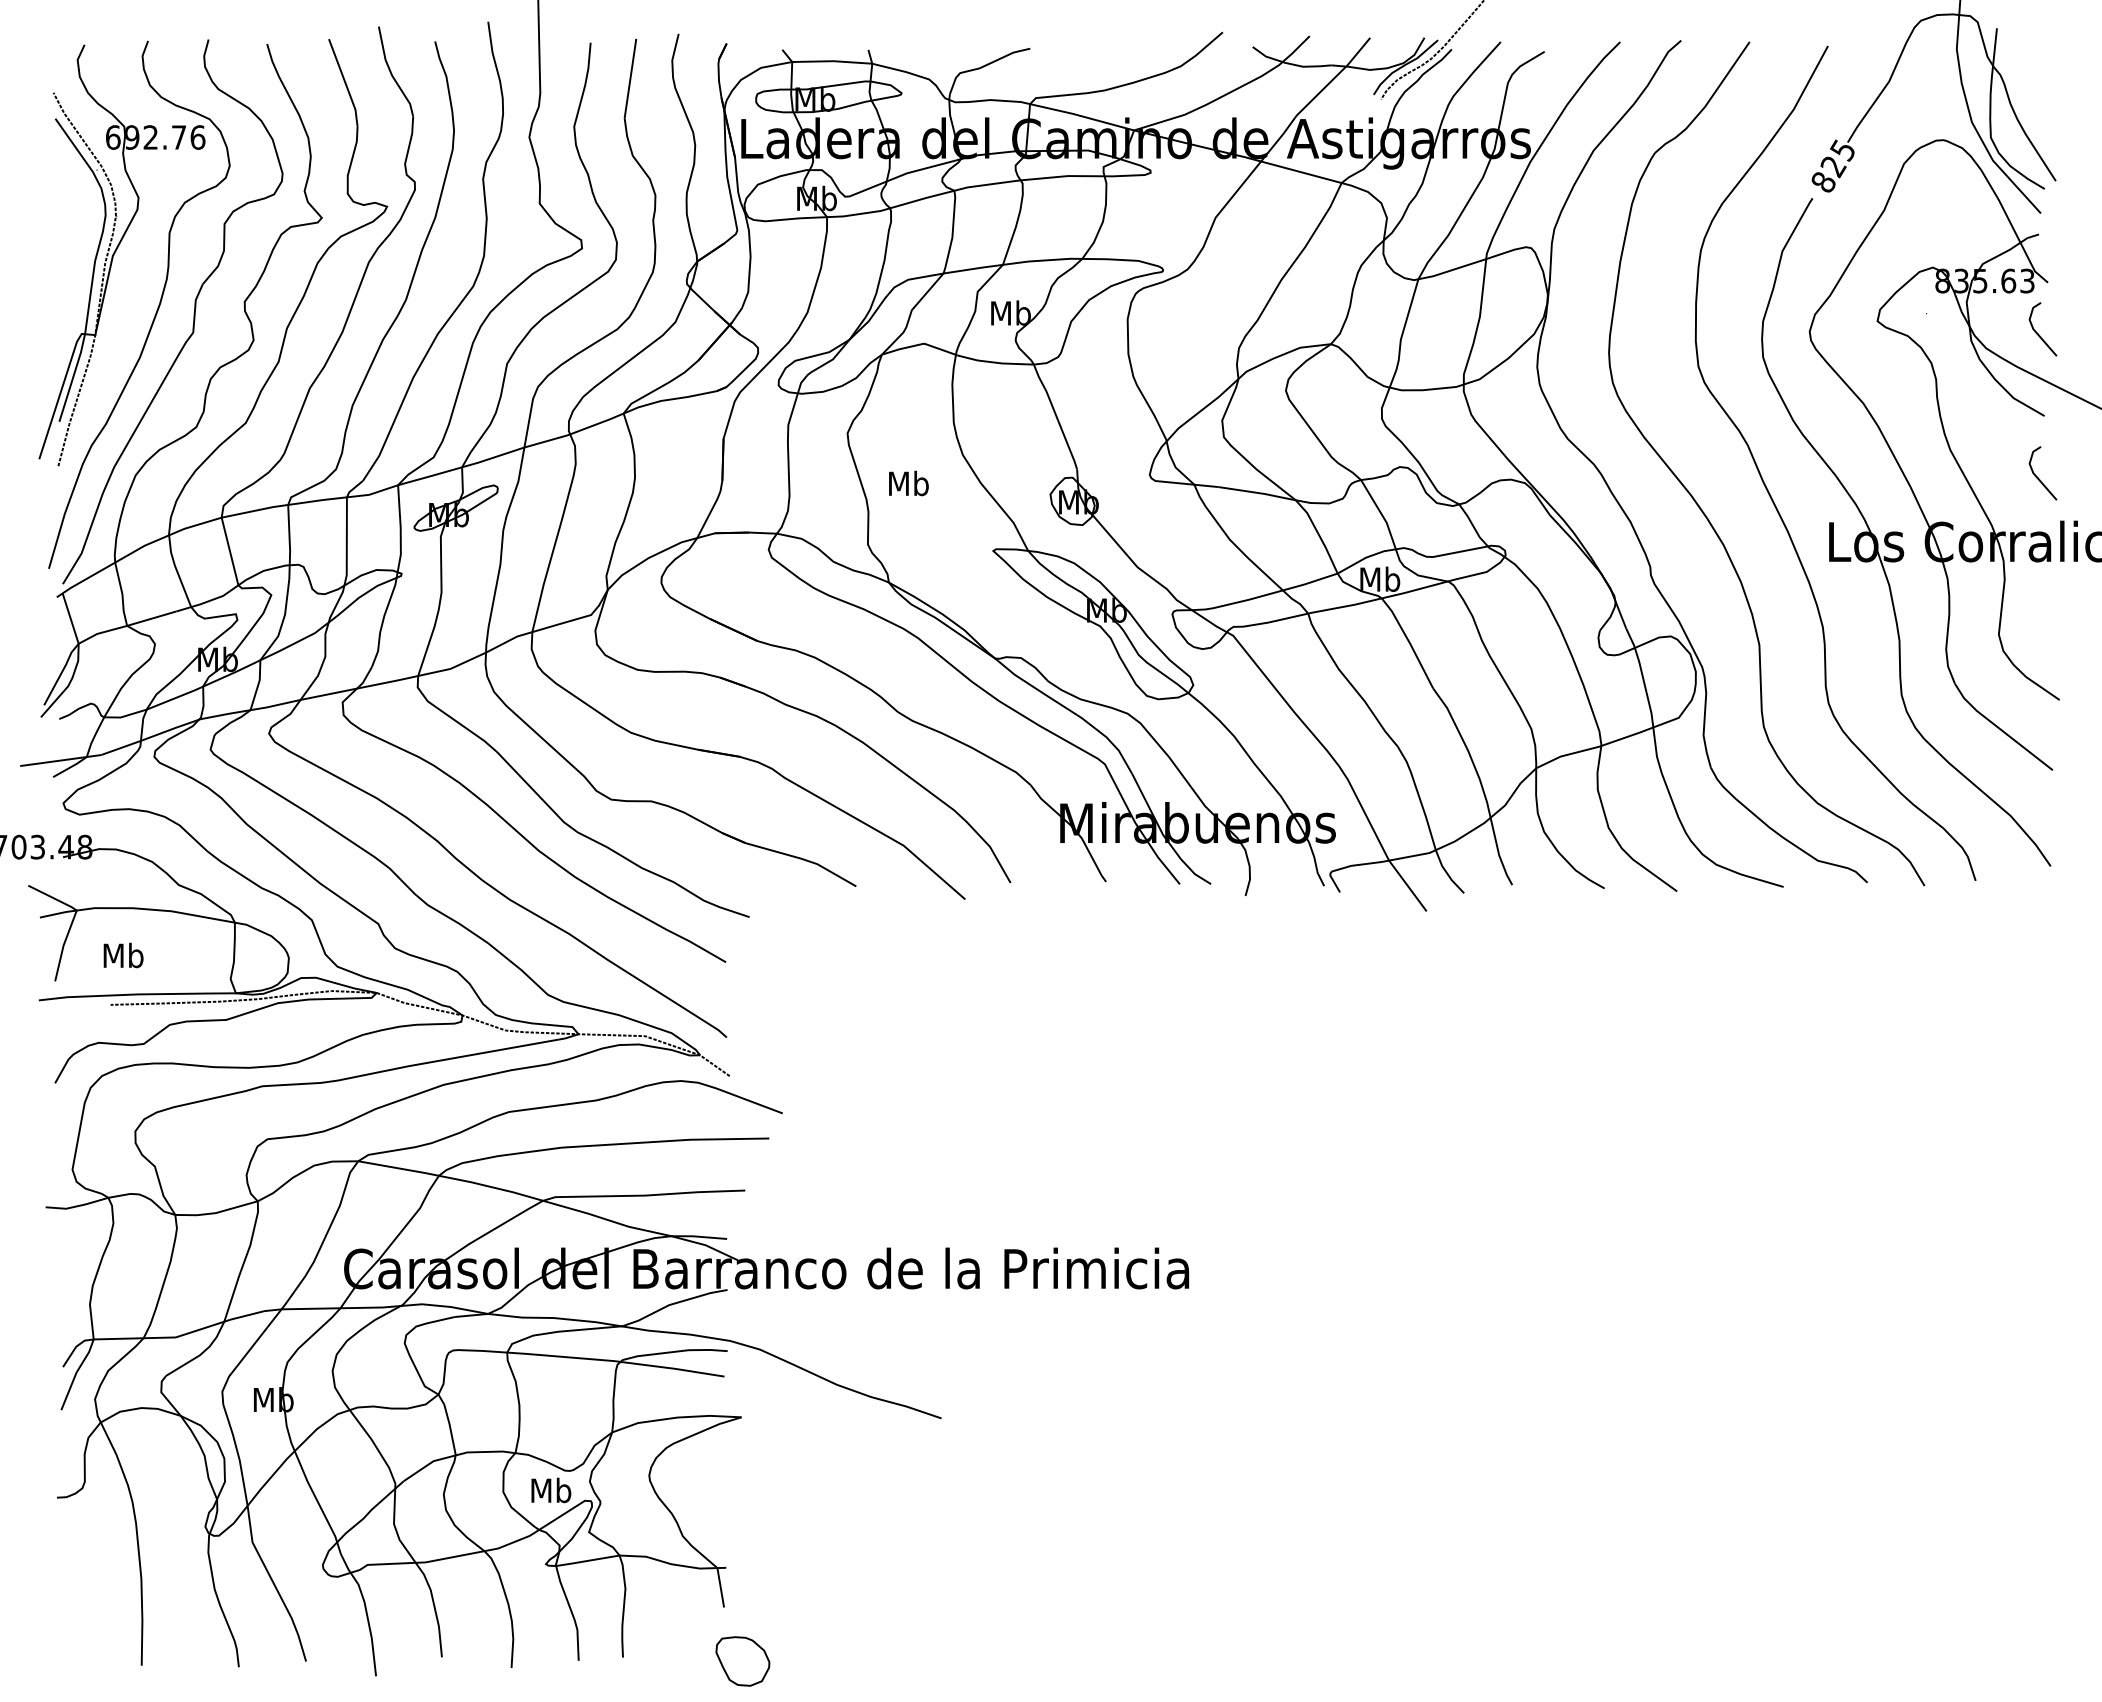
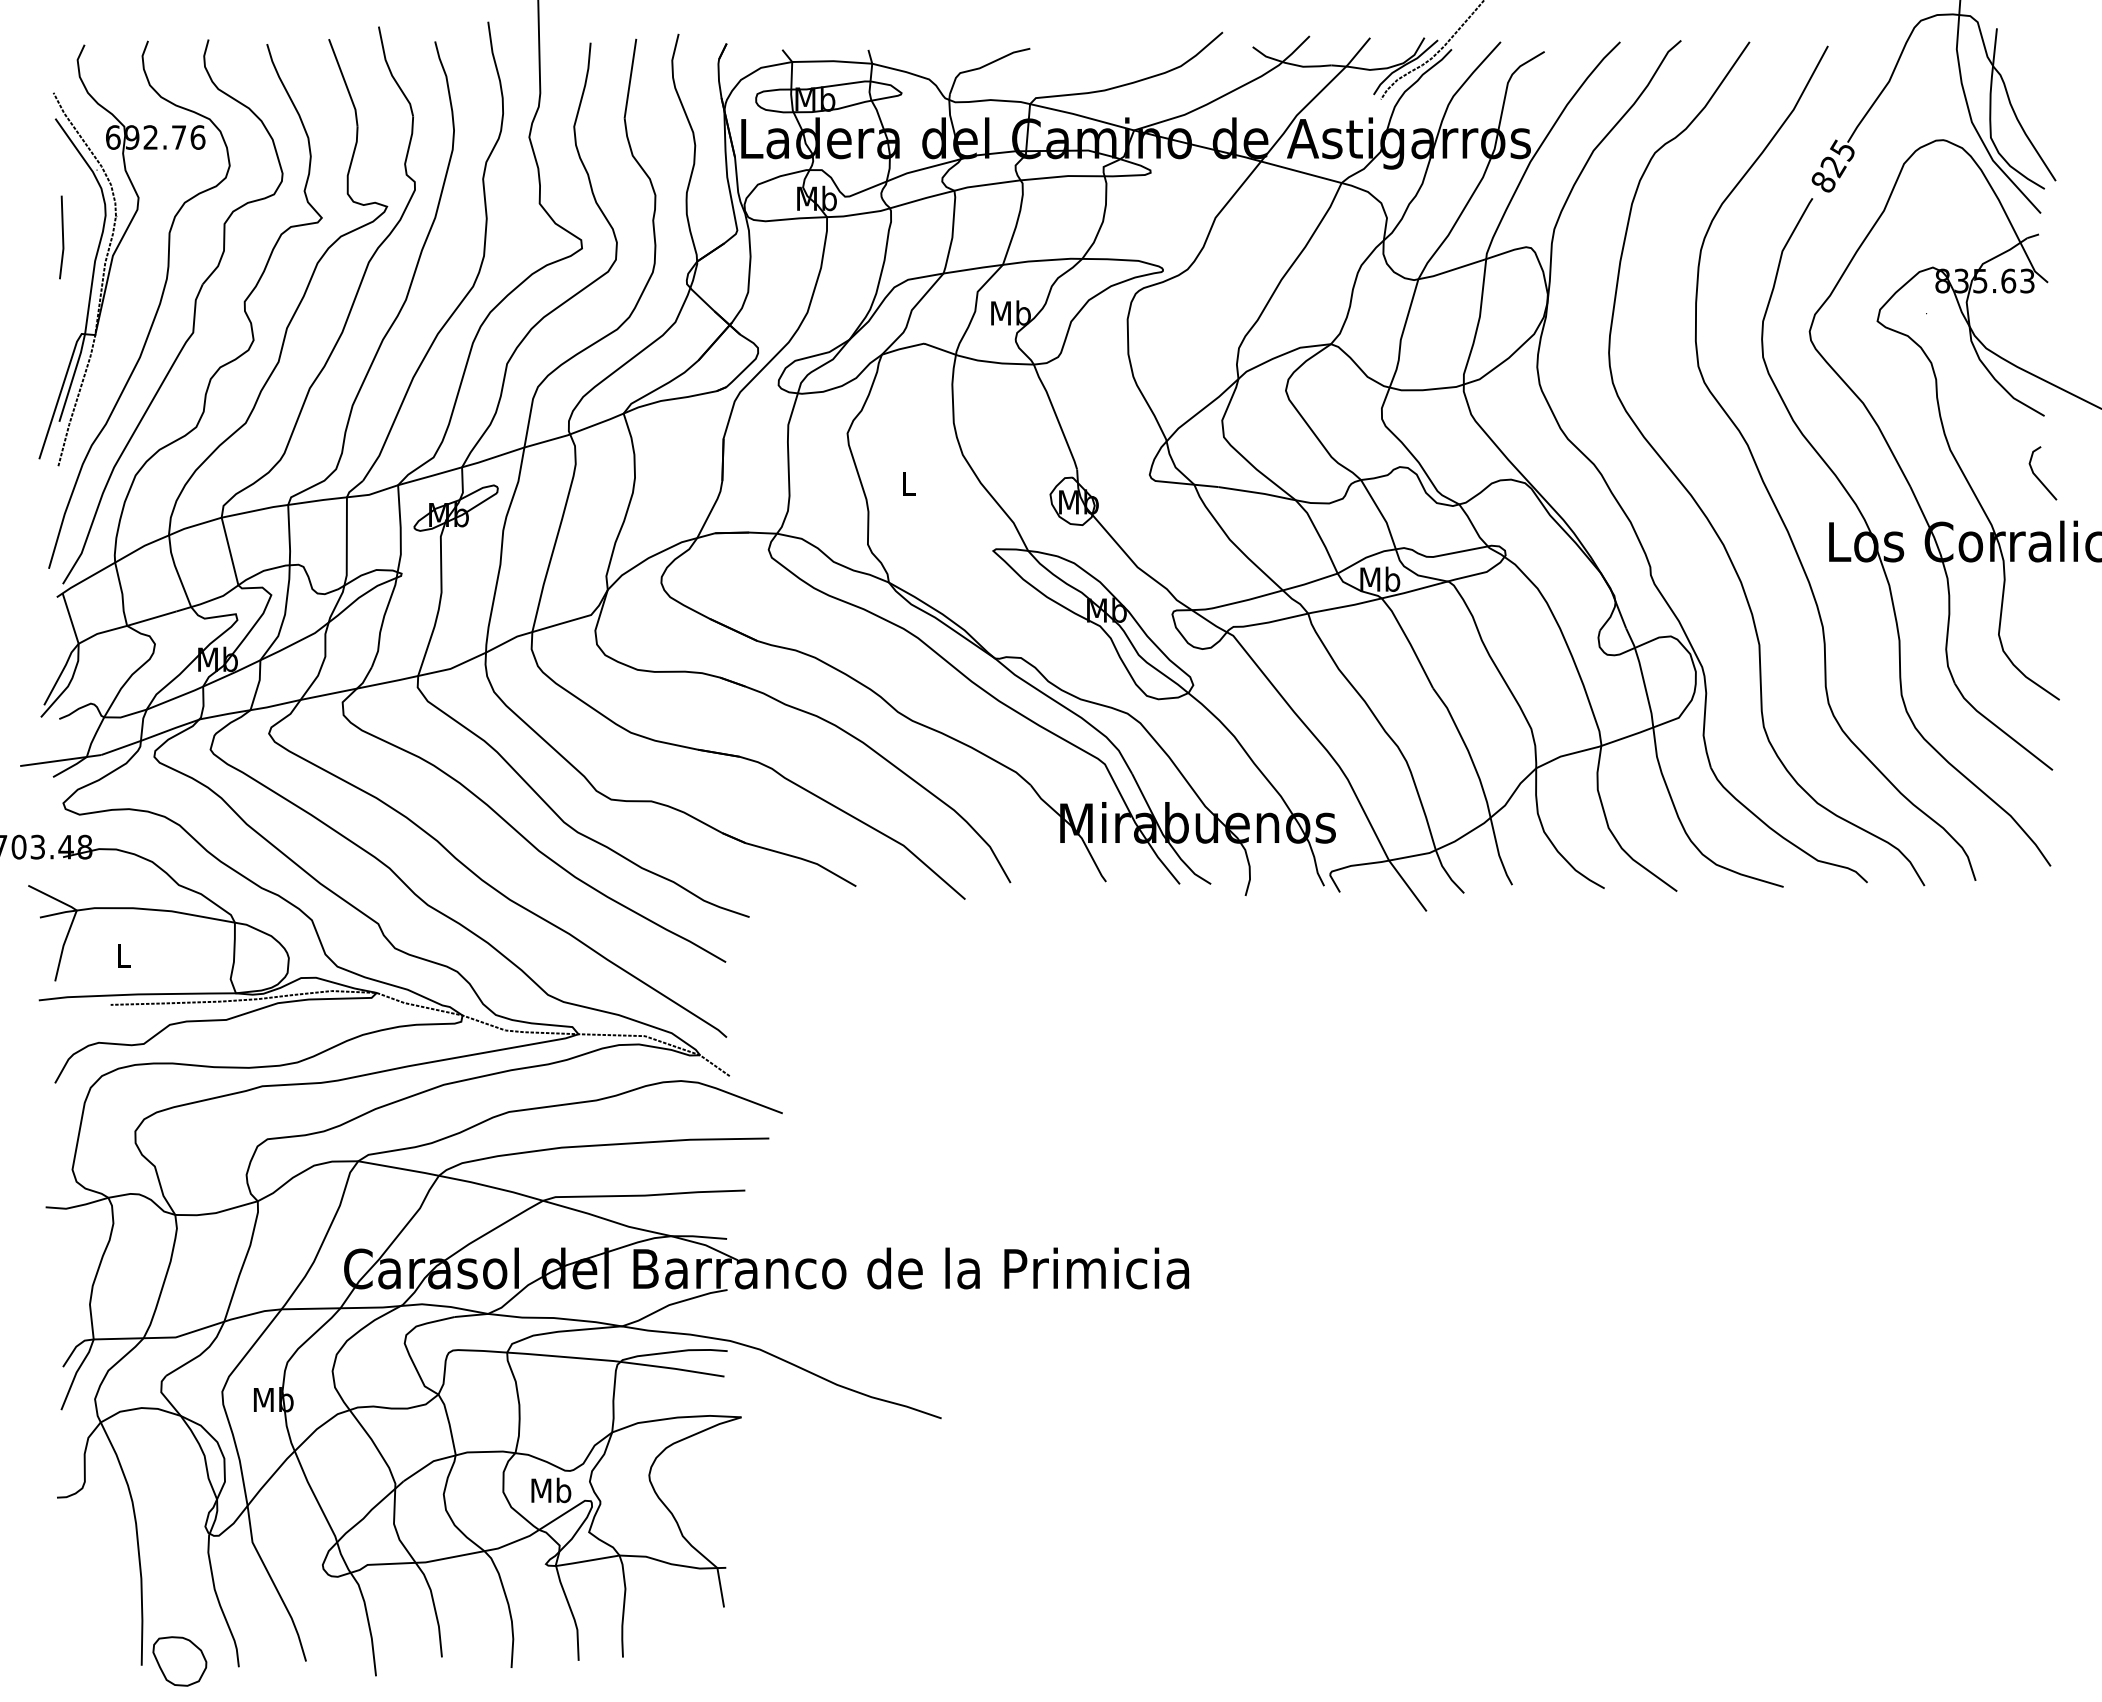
line: none -> present (62, 237)
line: present -> none (2038, 333)
text: Mb -> L (908, 483)
text: Mb -> L (123, 955)
part position: (742, 1661) -> (179, 1661) (179, 1661)
